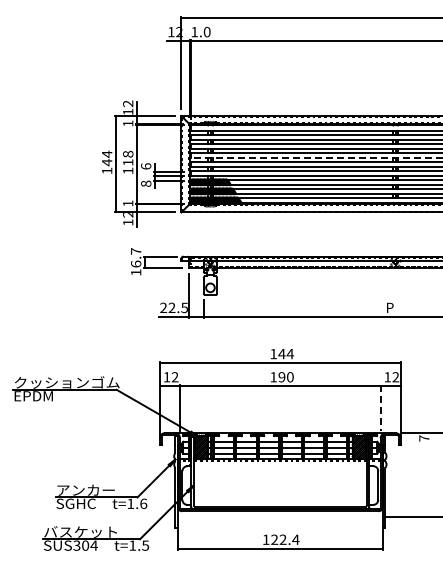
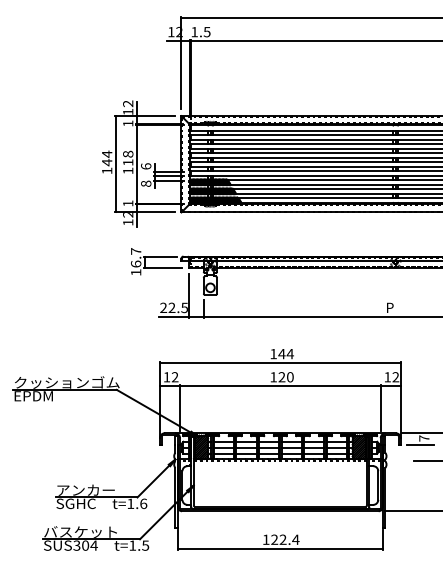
text: 1.0 -> 1.5 (206, 31)
line: dashed -> solid (316, 157)
text: 190 -> 120 (281, 377)
line: dashed -> solid (380, 408)
line: none -> present (420, 444)
line: none -> present (426, 461)
line position: (412, 517) -> (412, 511) (412, 511)
